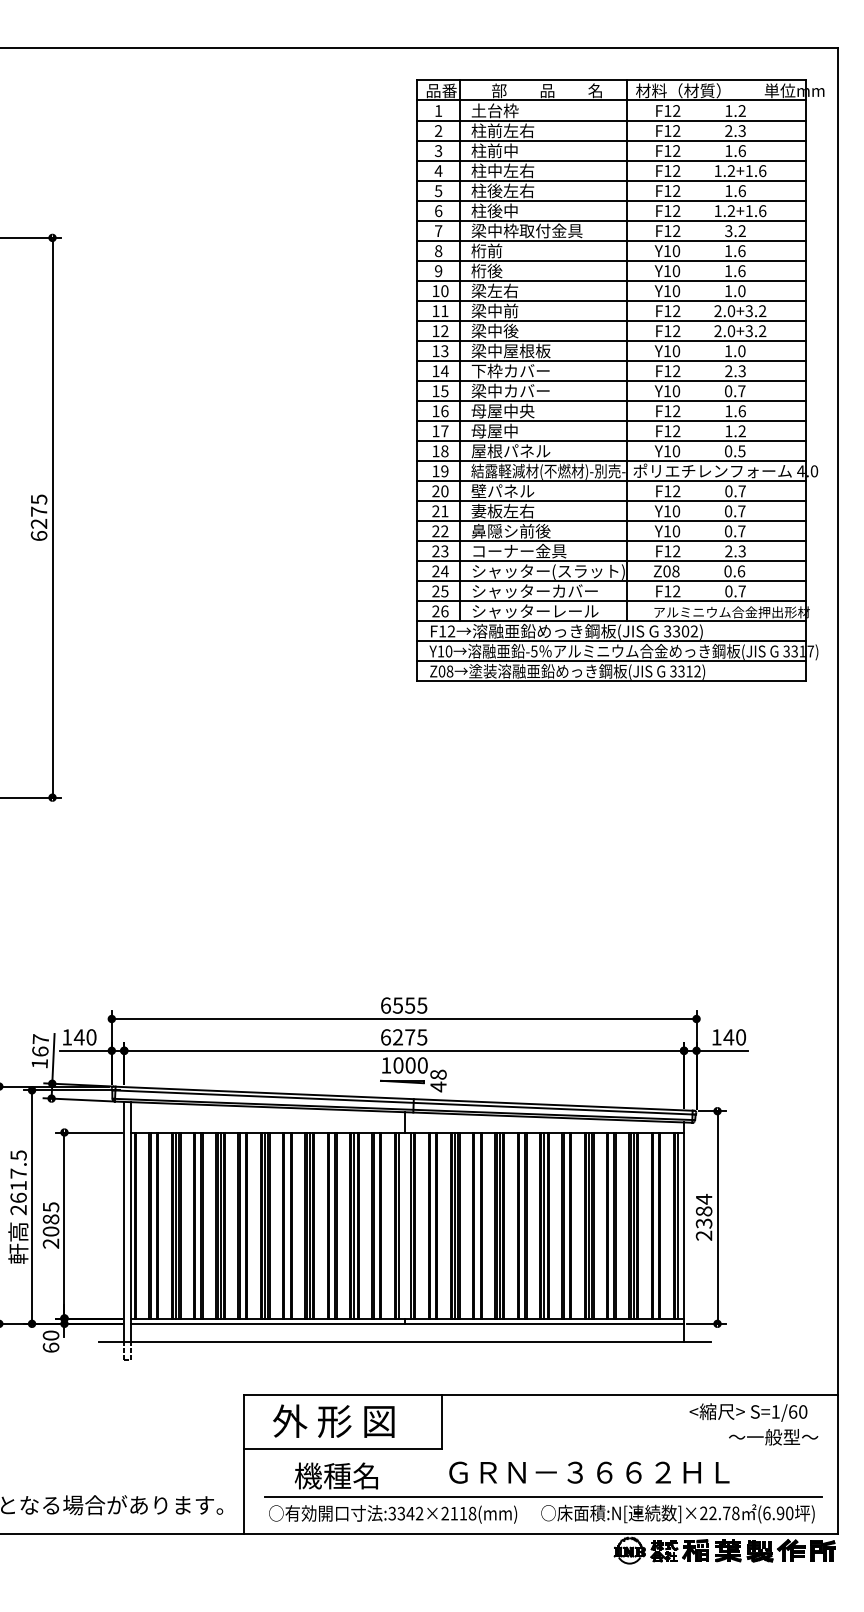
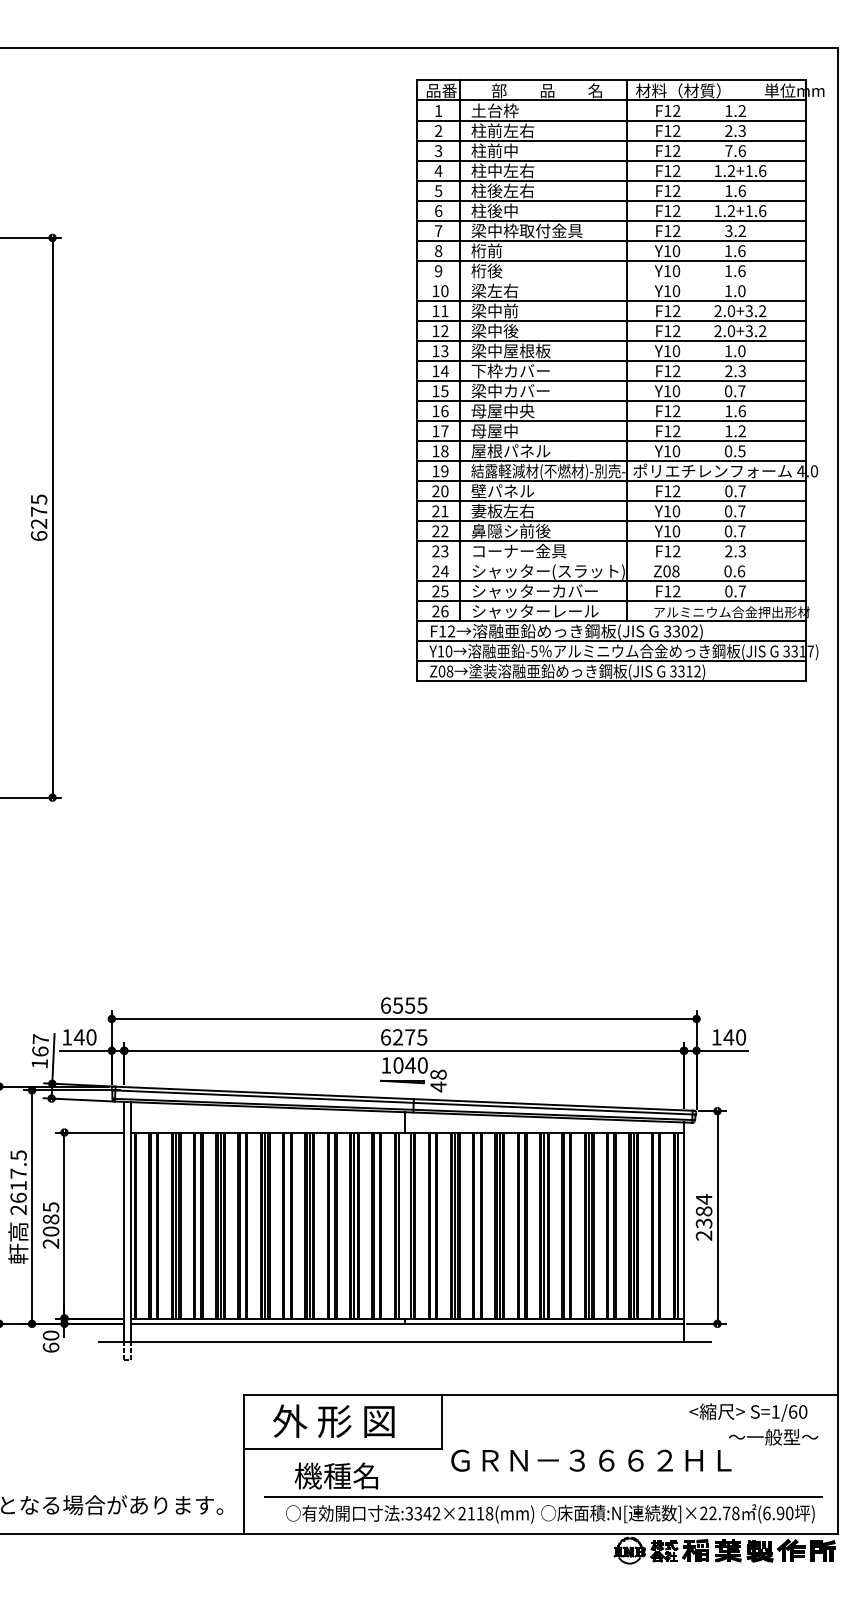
text: 1.6 -> 7.6 (728, 150)
line: present -> none (611, 280)
line: present -> none (611, 560)
text: 1000 -> 1040 (410, 1065)
text position: (589, 1472) -> (591, 1460) (591, 1460)
text position: (393, 1514) -> (410, 1514) (410, 1514)
